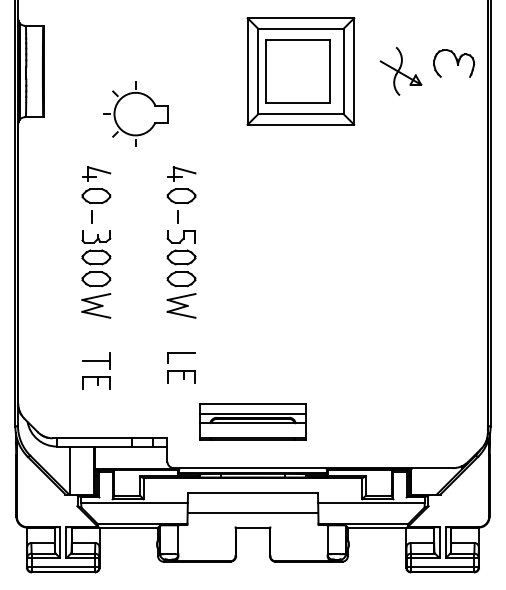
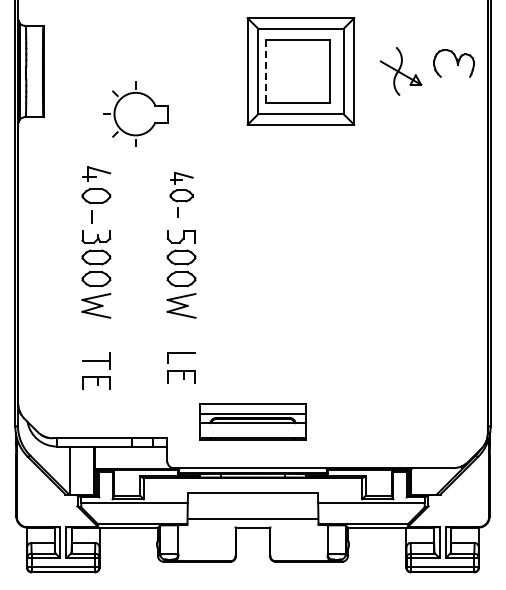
line: solid -> dashed (265, 71)
part size: 31x58 px -> 25x46 px (181, 194)
line position: (252, 512) -> (252, 518) (252, 518)
